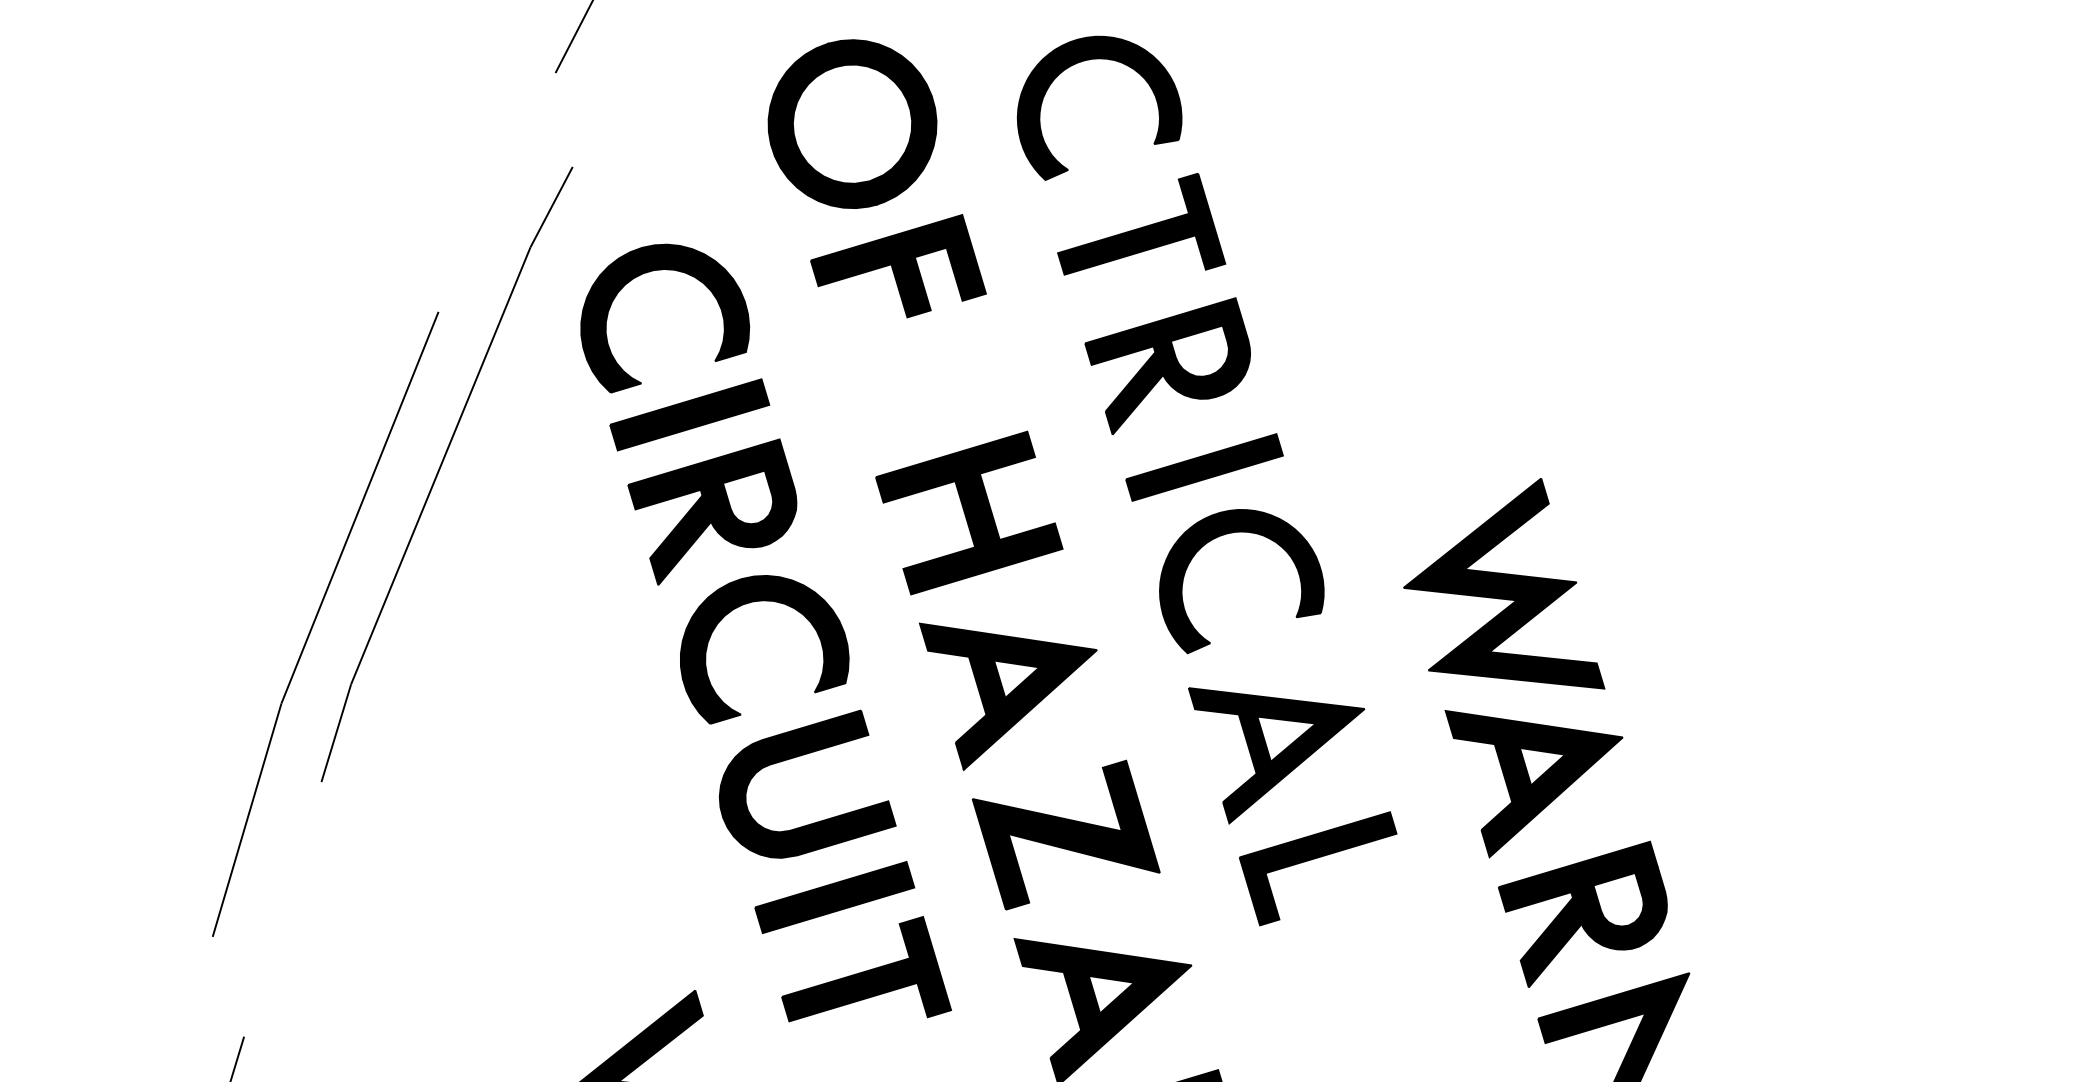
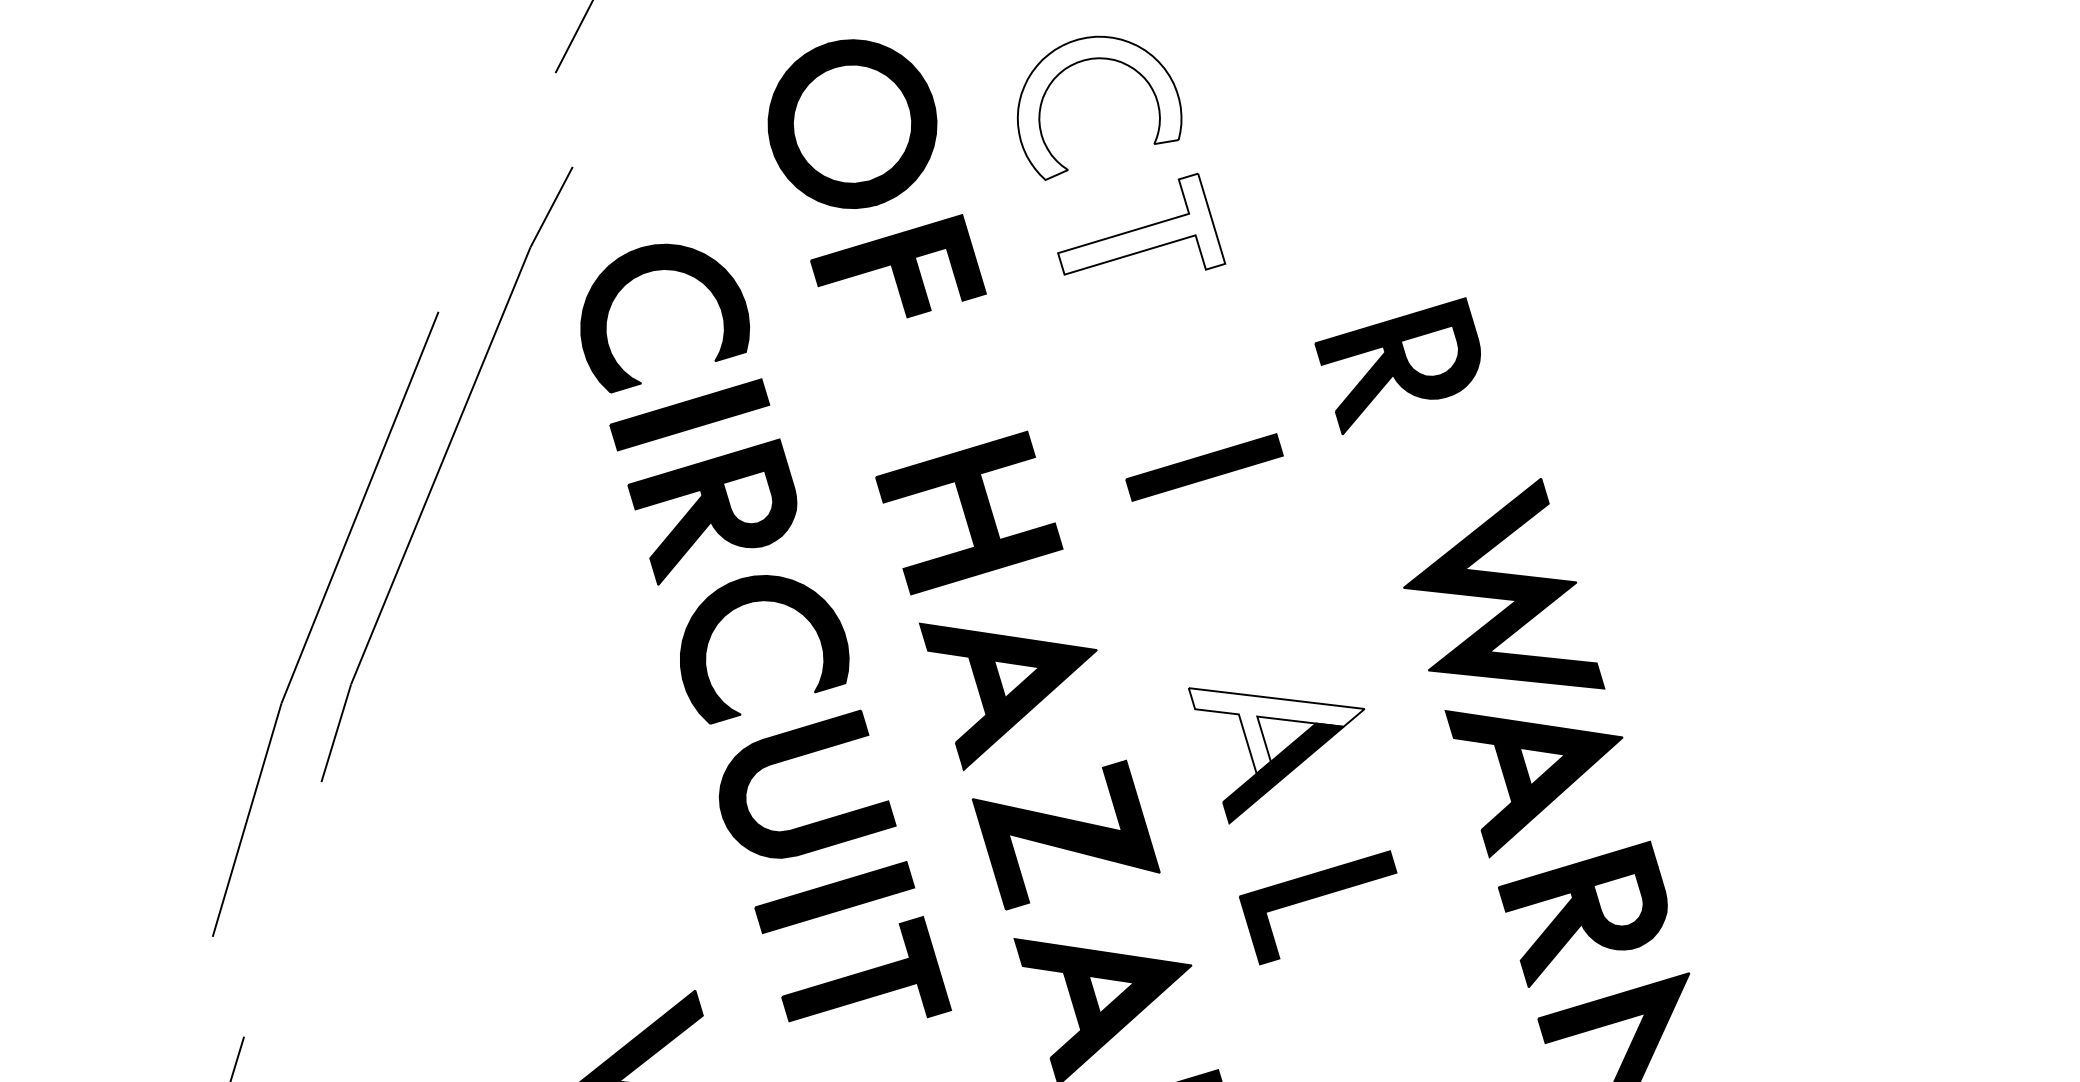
fill: present -> none (1099, 108)
fill: present -> none (1141, 223)
part position: (1167, 366) -> (1397, 366) (1397, 366)
part: present -> none (1232, 533)
fill: present -> none (1276, 730)
part position: (1314, 859) -> (1314, 898) (1314, 898)
